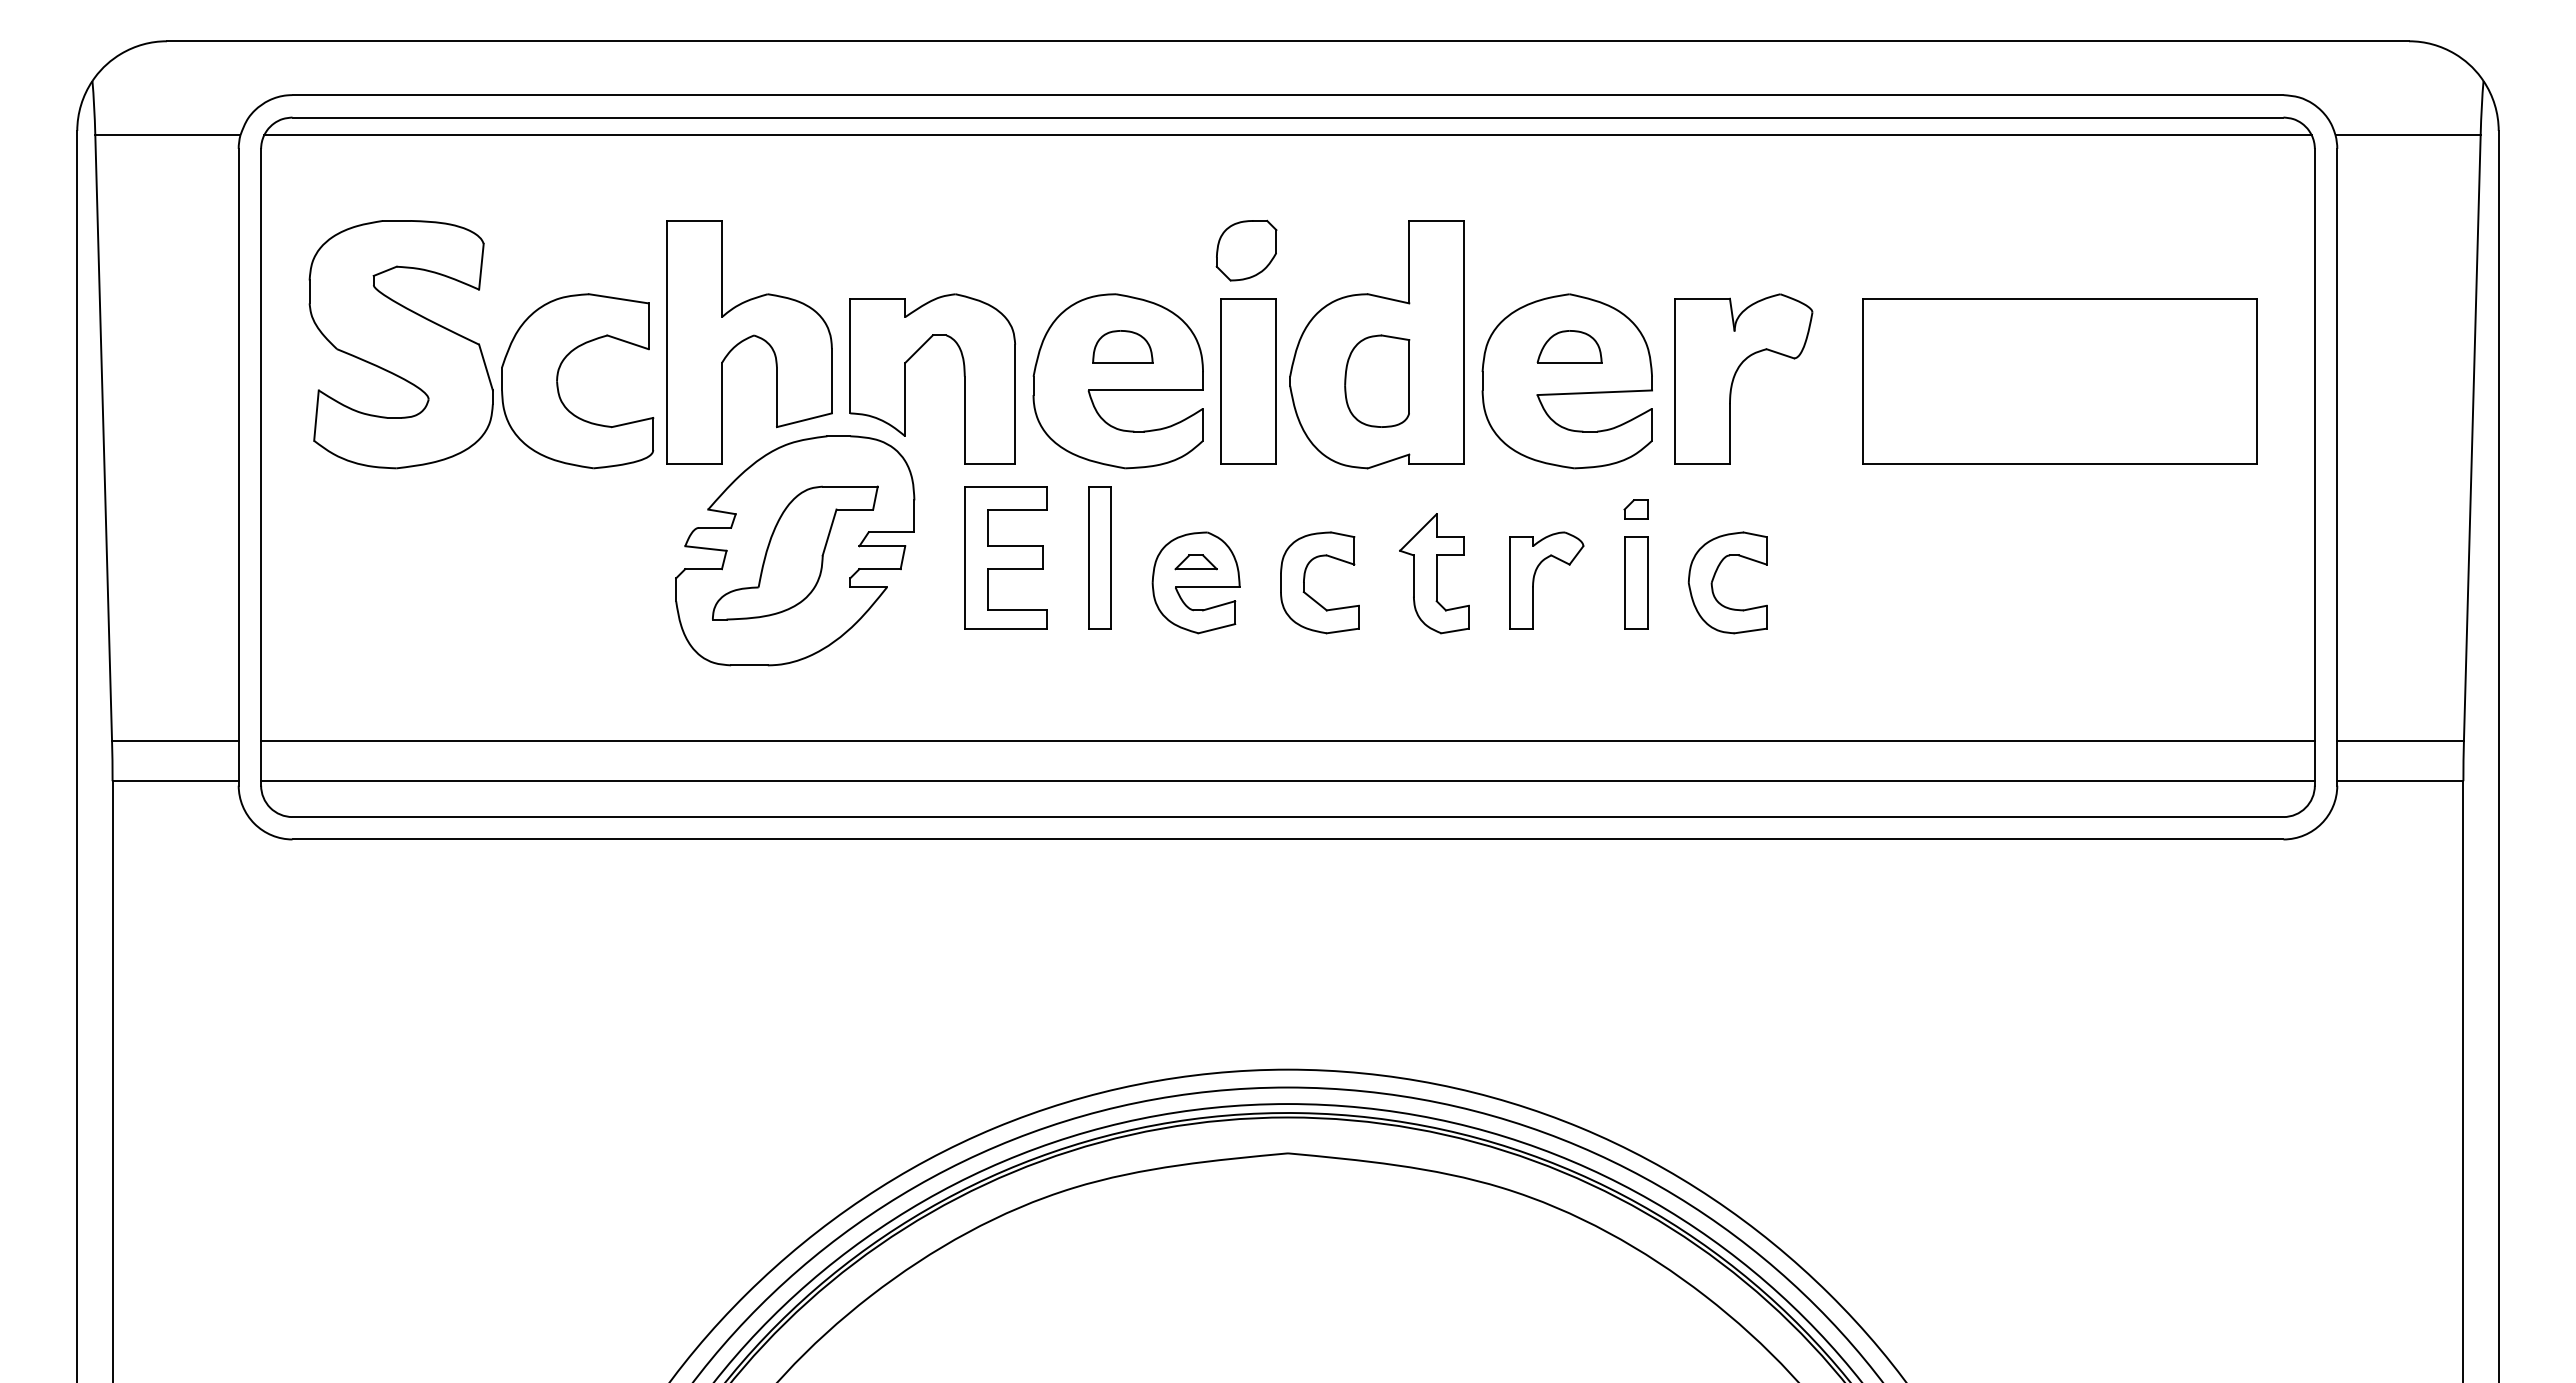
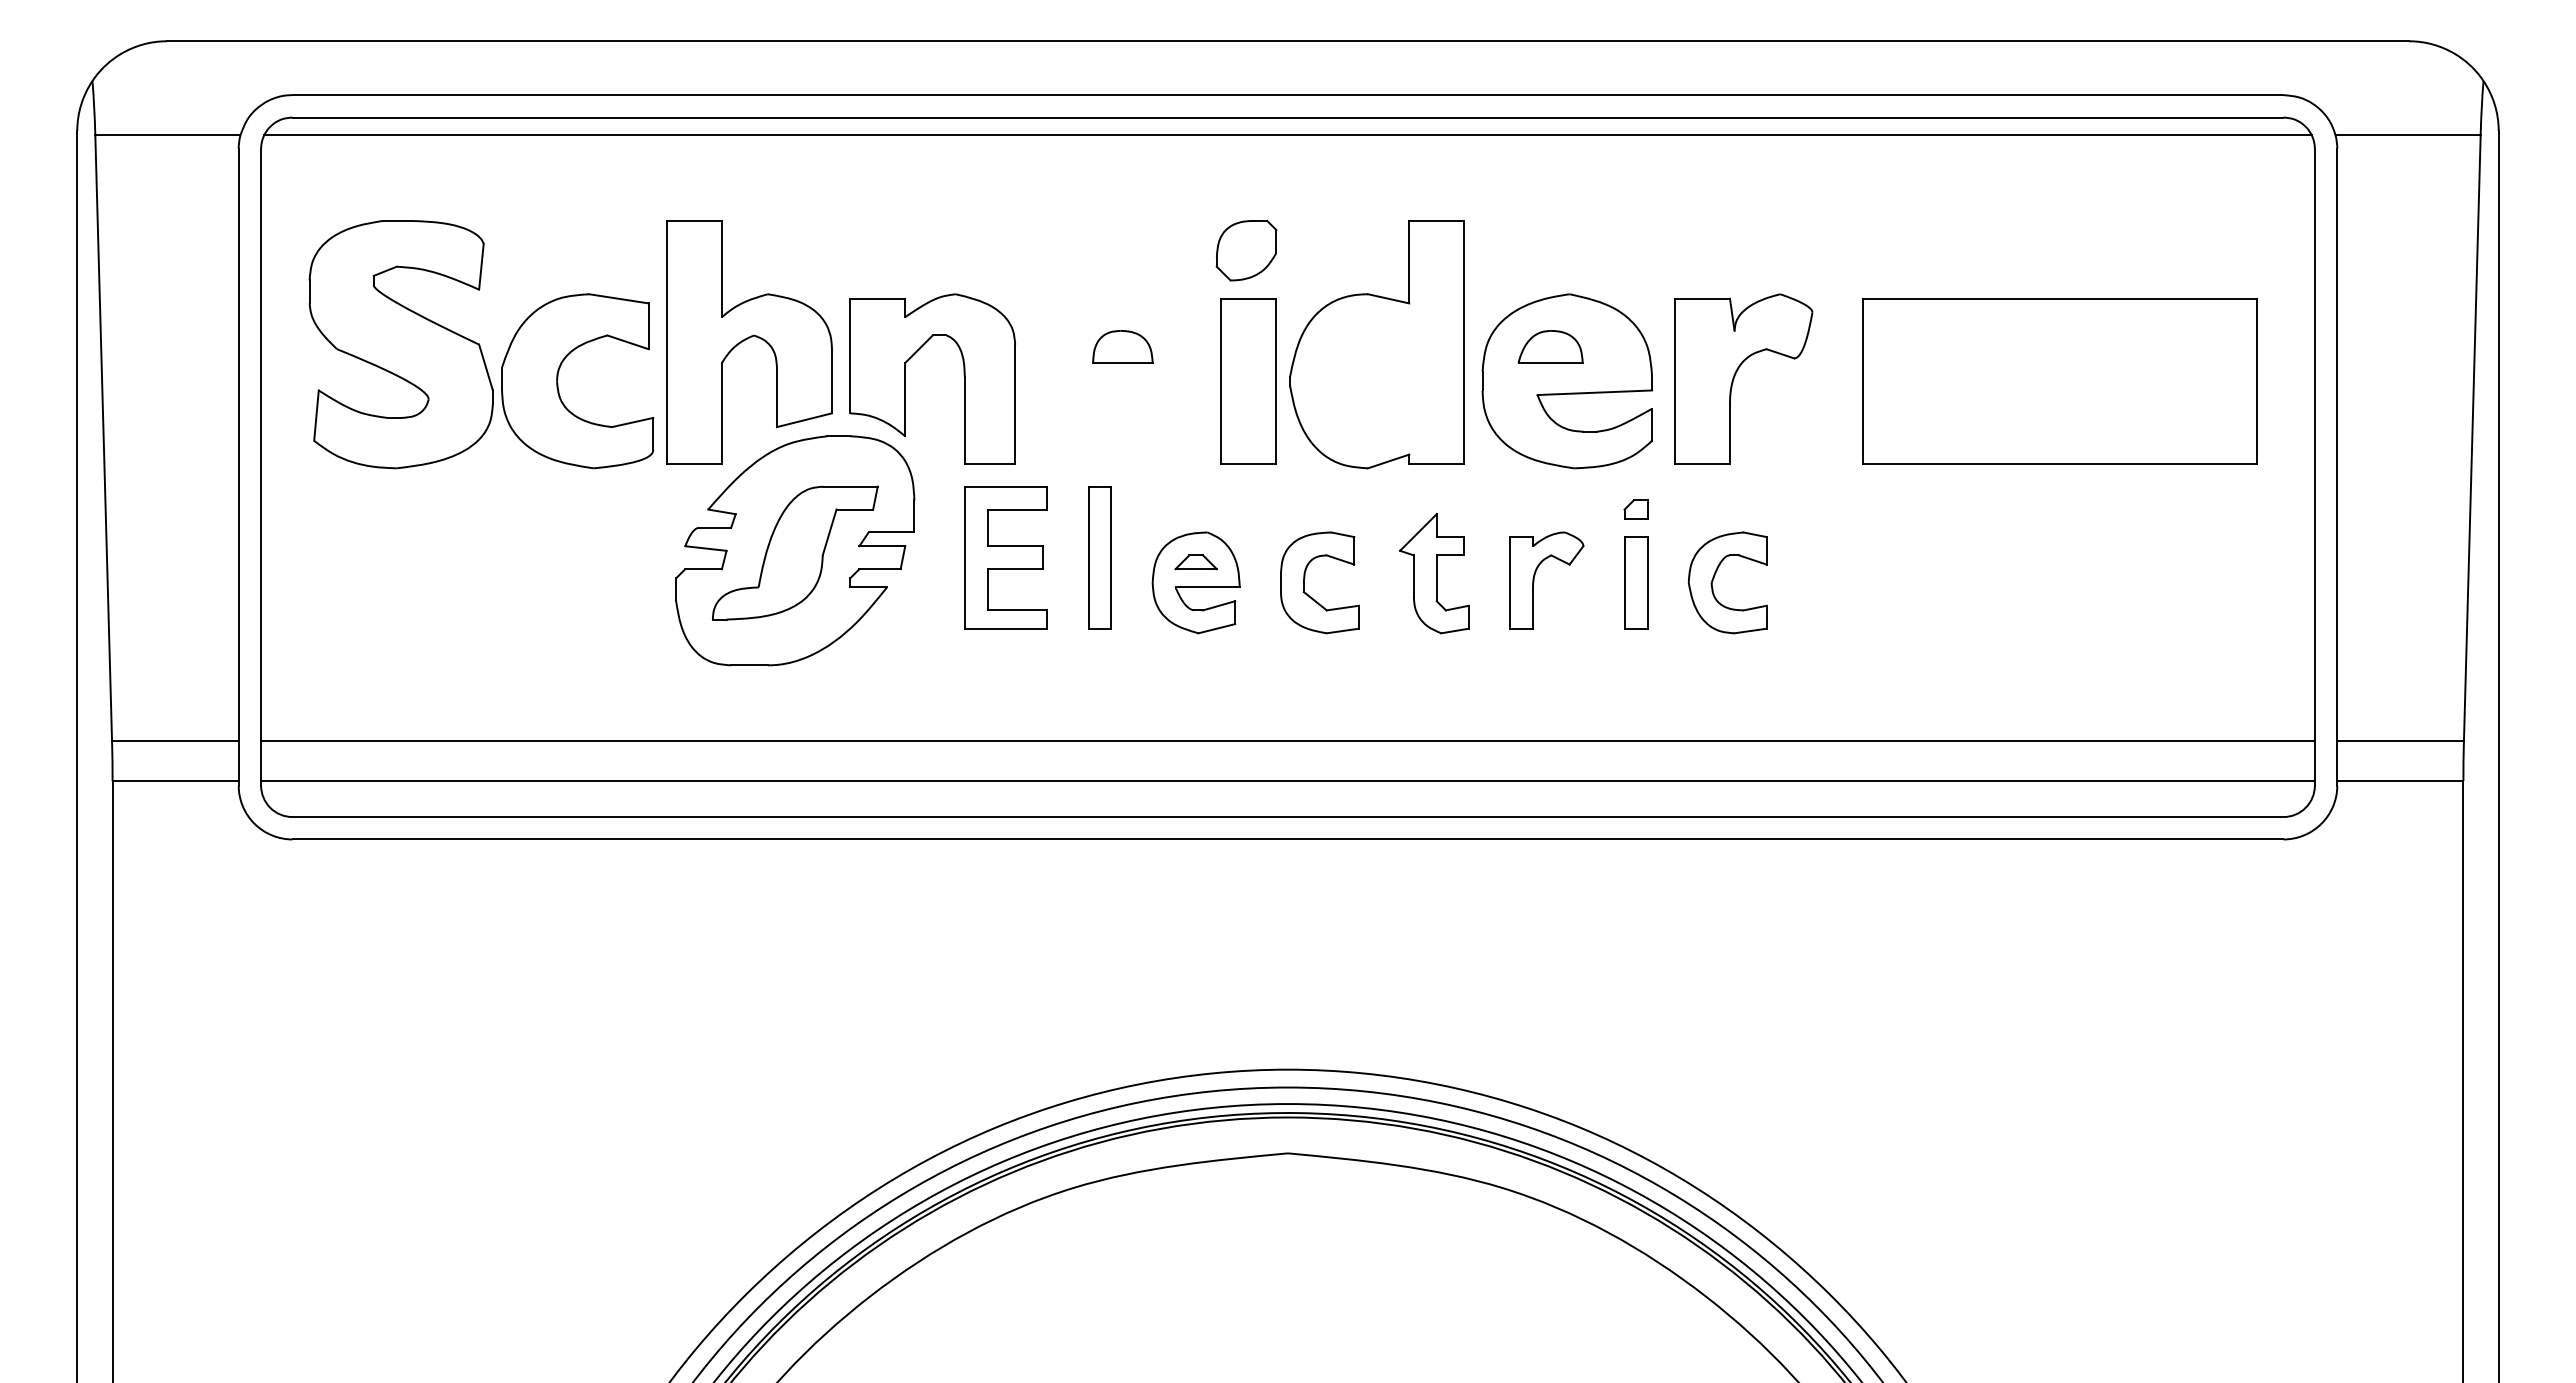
part position: (1569, 346) -> (1550, 346) (1550, 346)
part: present -> none (1377, 380)
part: present -> none (1117, 381)
